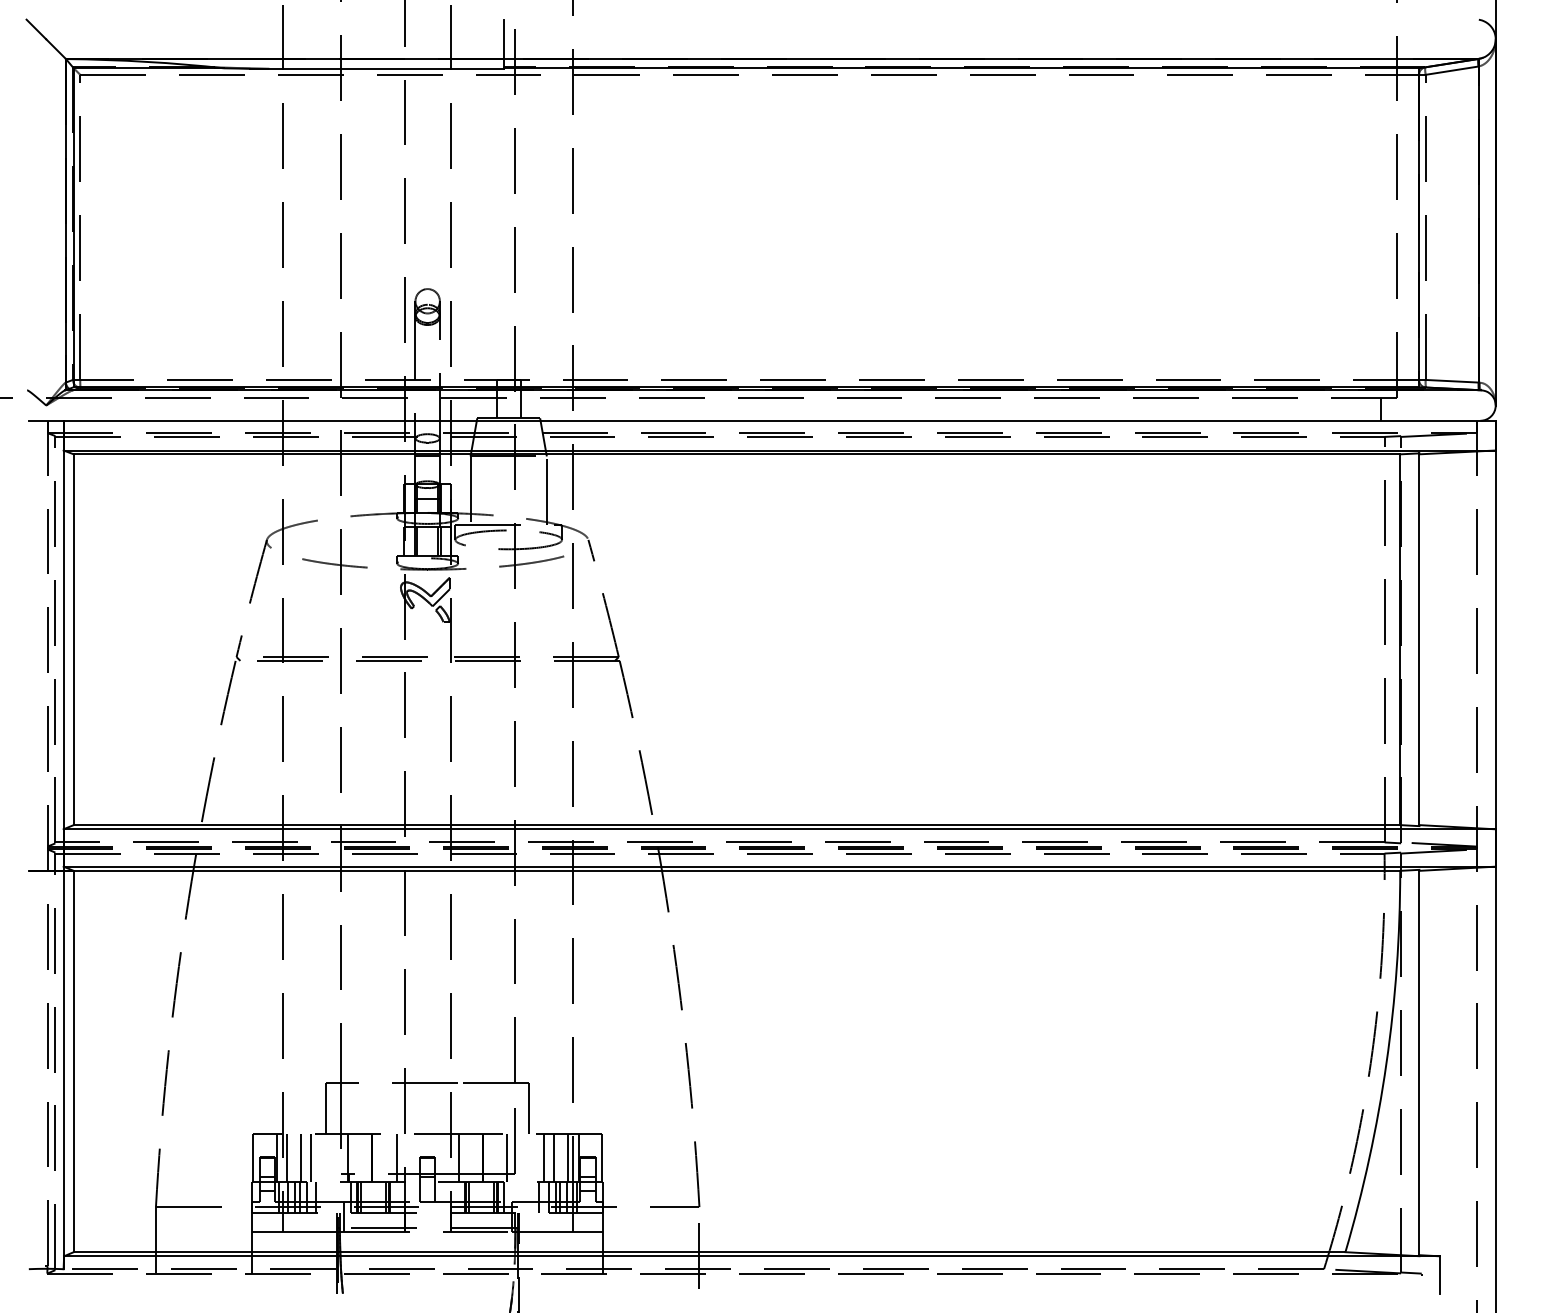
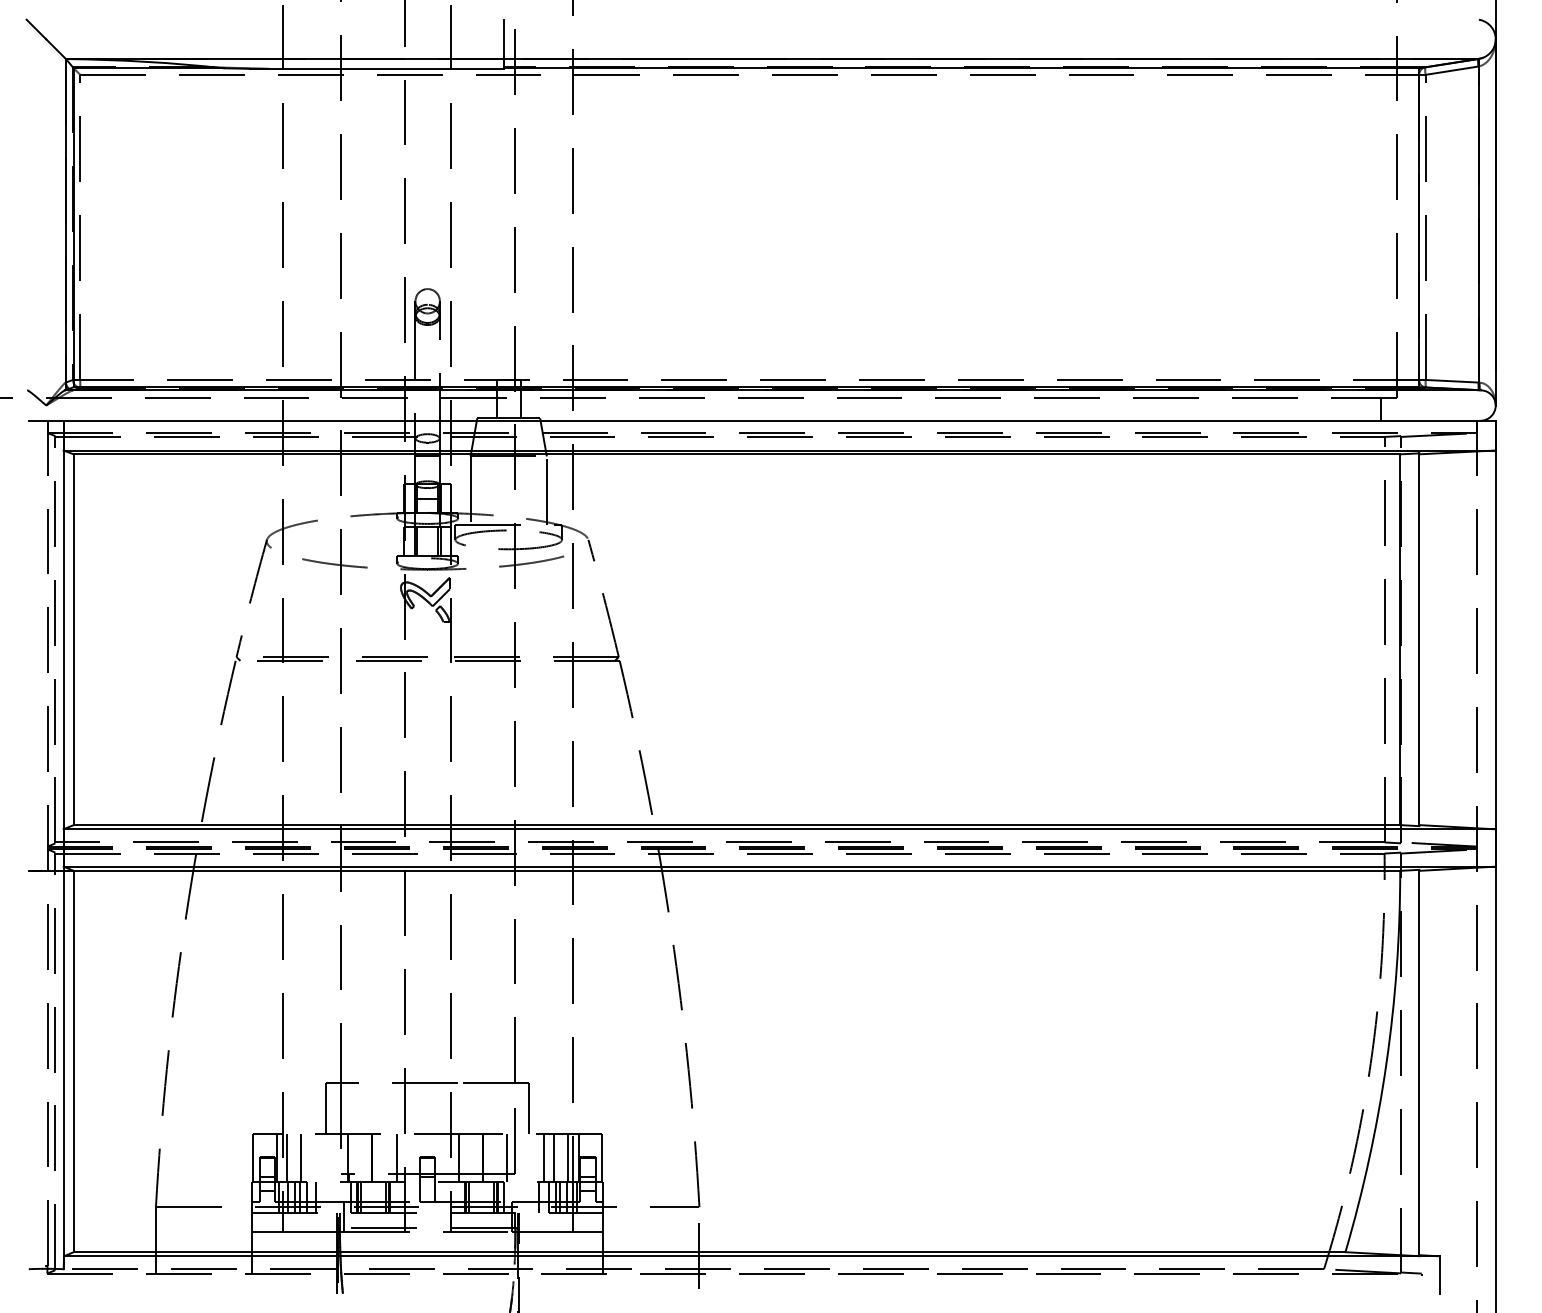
line: present -> none (311, 1158)
